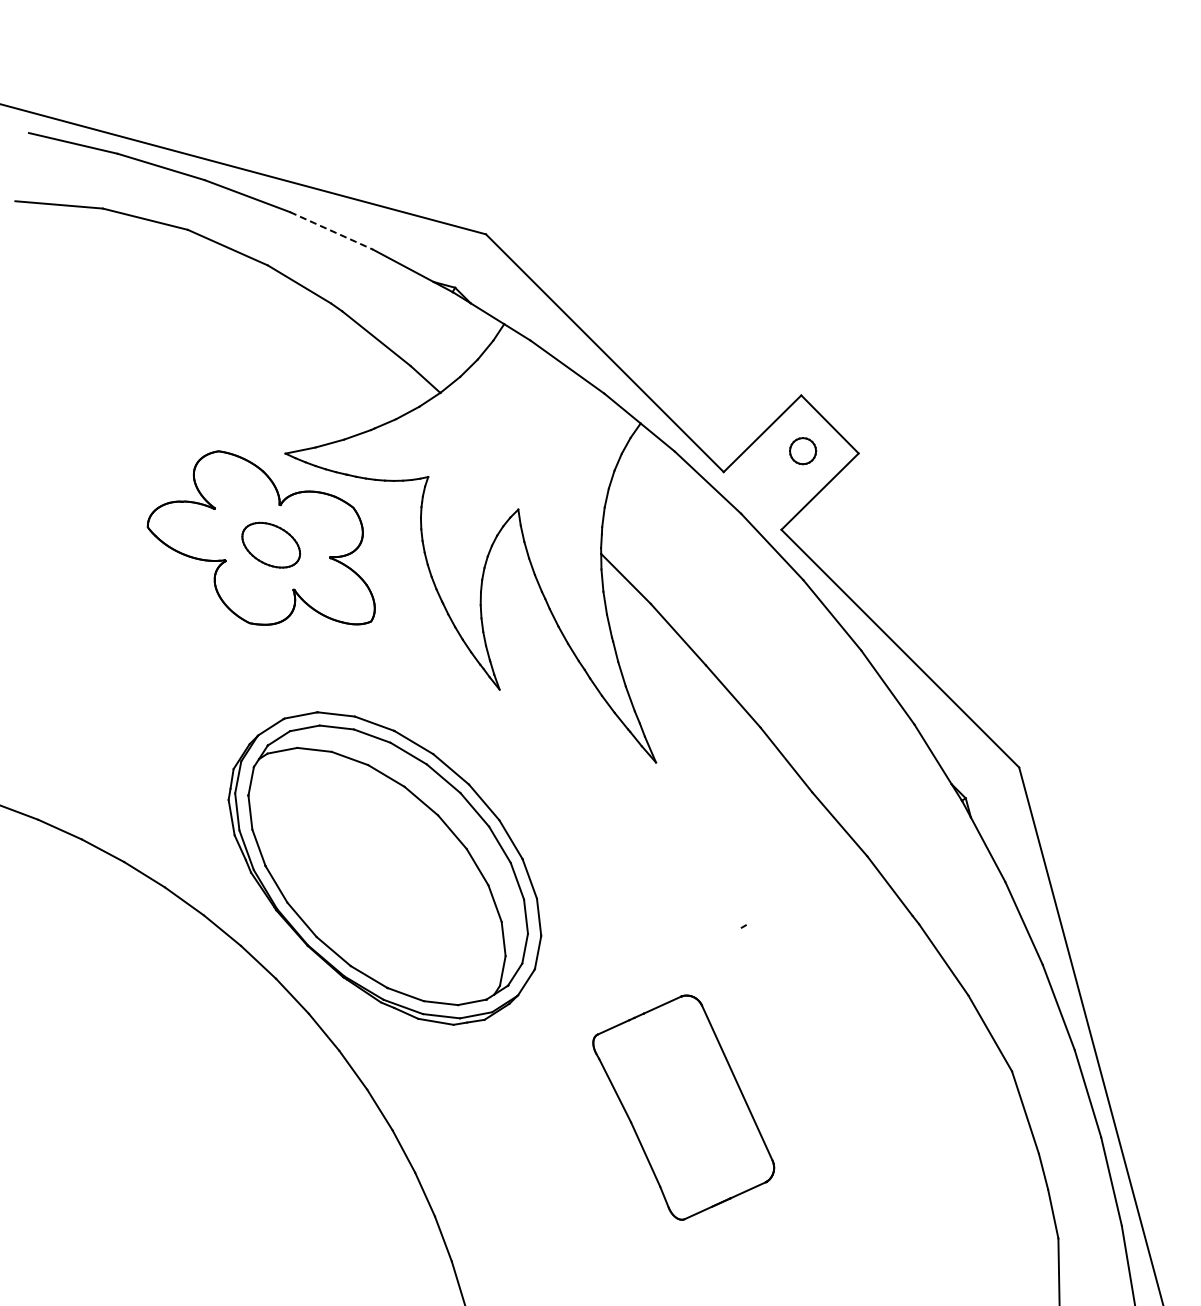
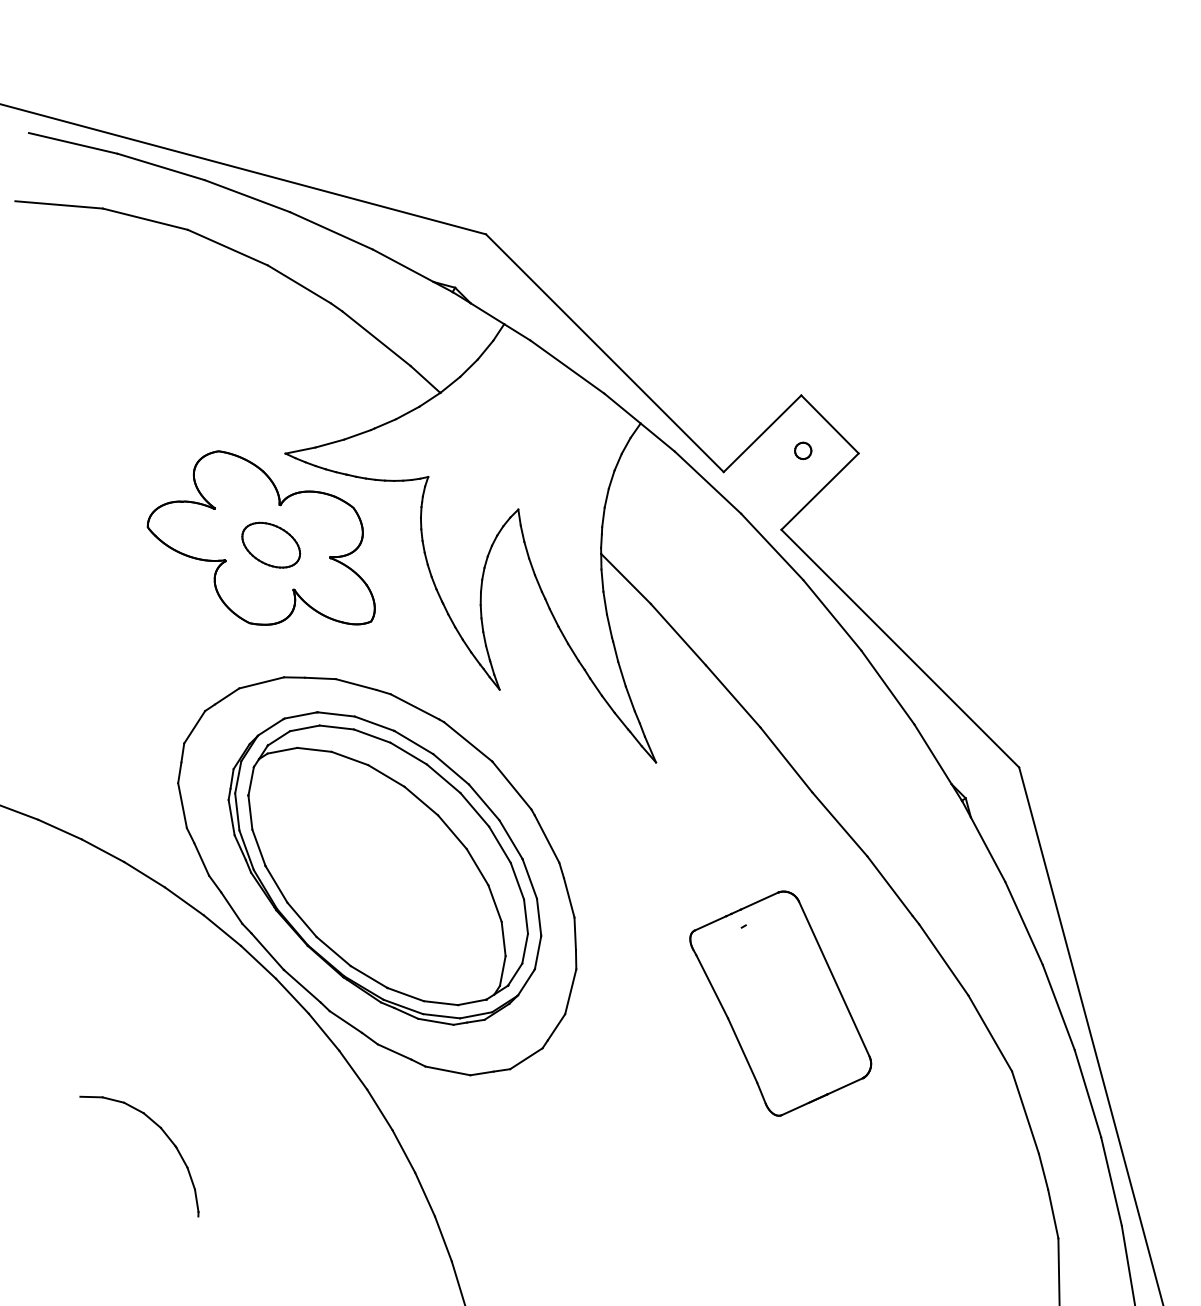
line: dashed -> solid (331, 230)
part size: 29x29 px -> 19x19 px (803, 450)
part: none -> present (377, 876)
part position: (683, 1107) -> (780, 1003) (780, 1003)
part: none -> present (164, 1134)
